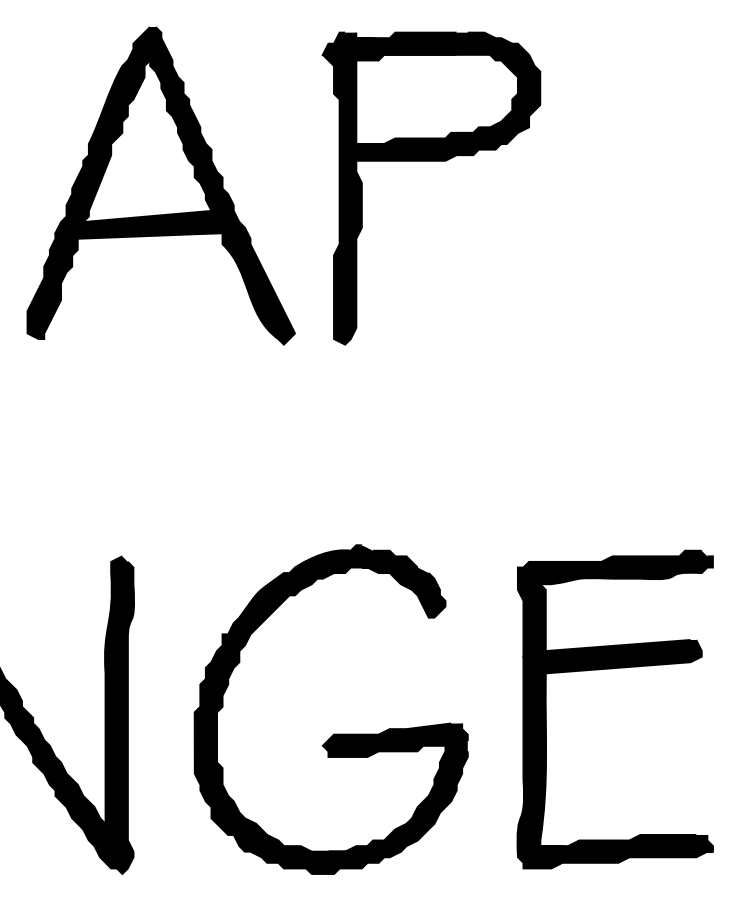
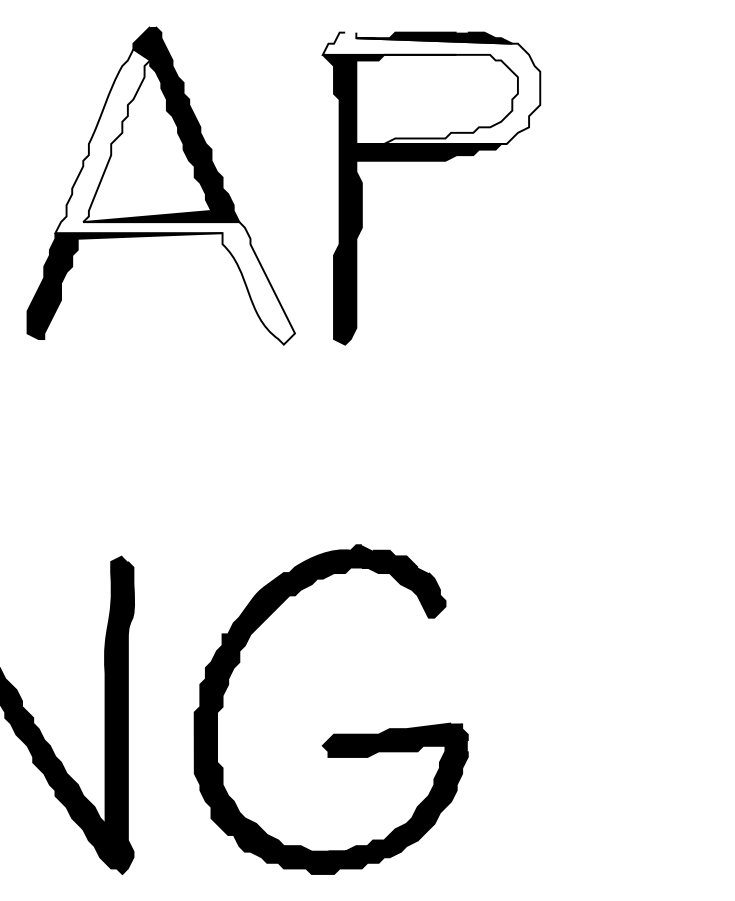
fill: present -> none (431, 88)
fill: present -> none (175, 196)
part: present -> none (612, 669)
